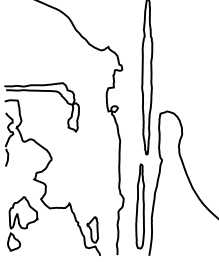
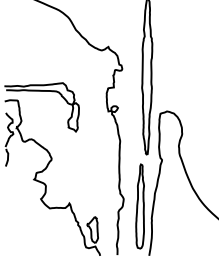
part: present -> none (22, 223)
